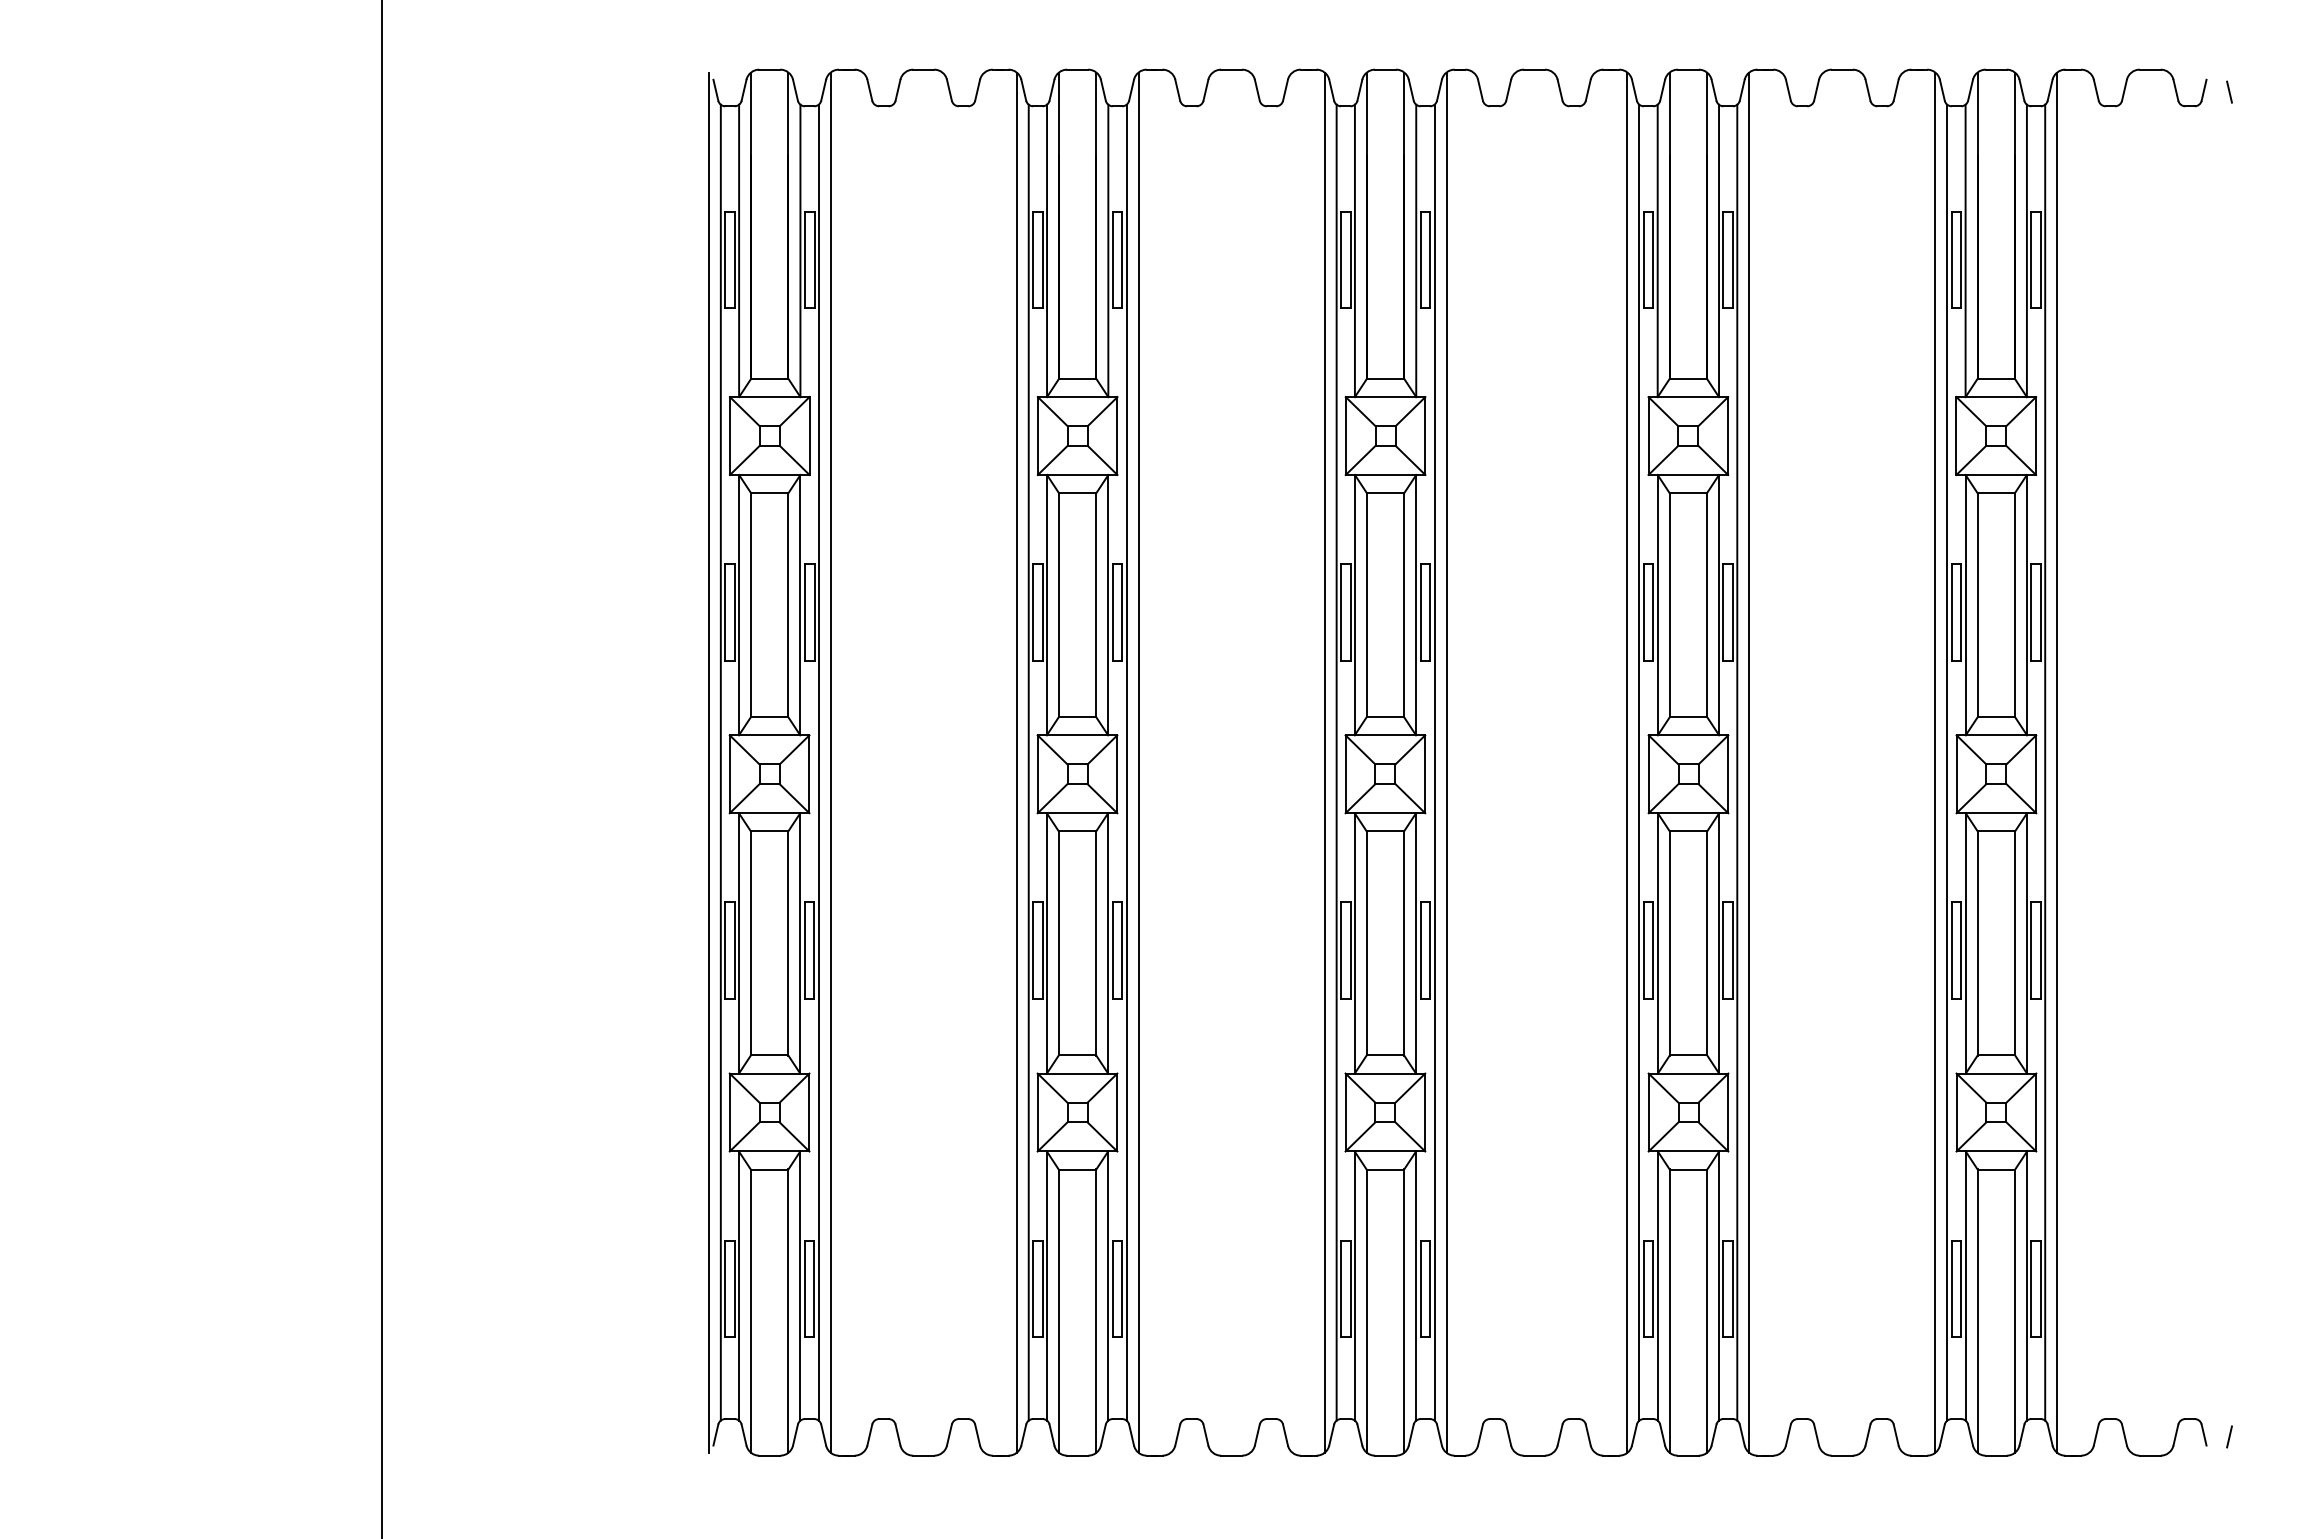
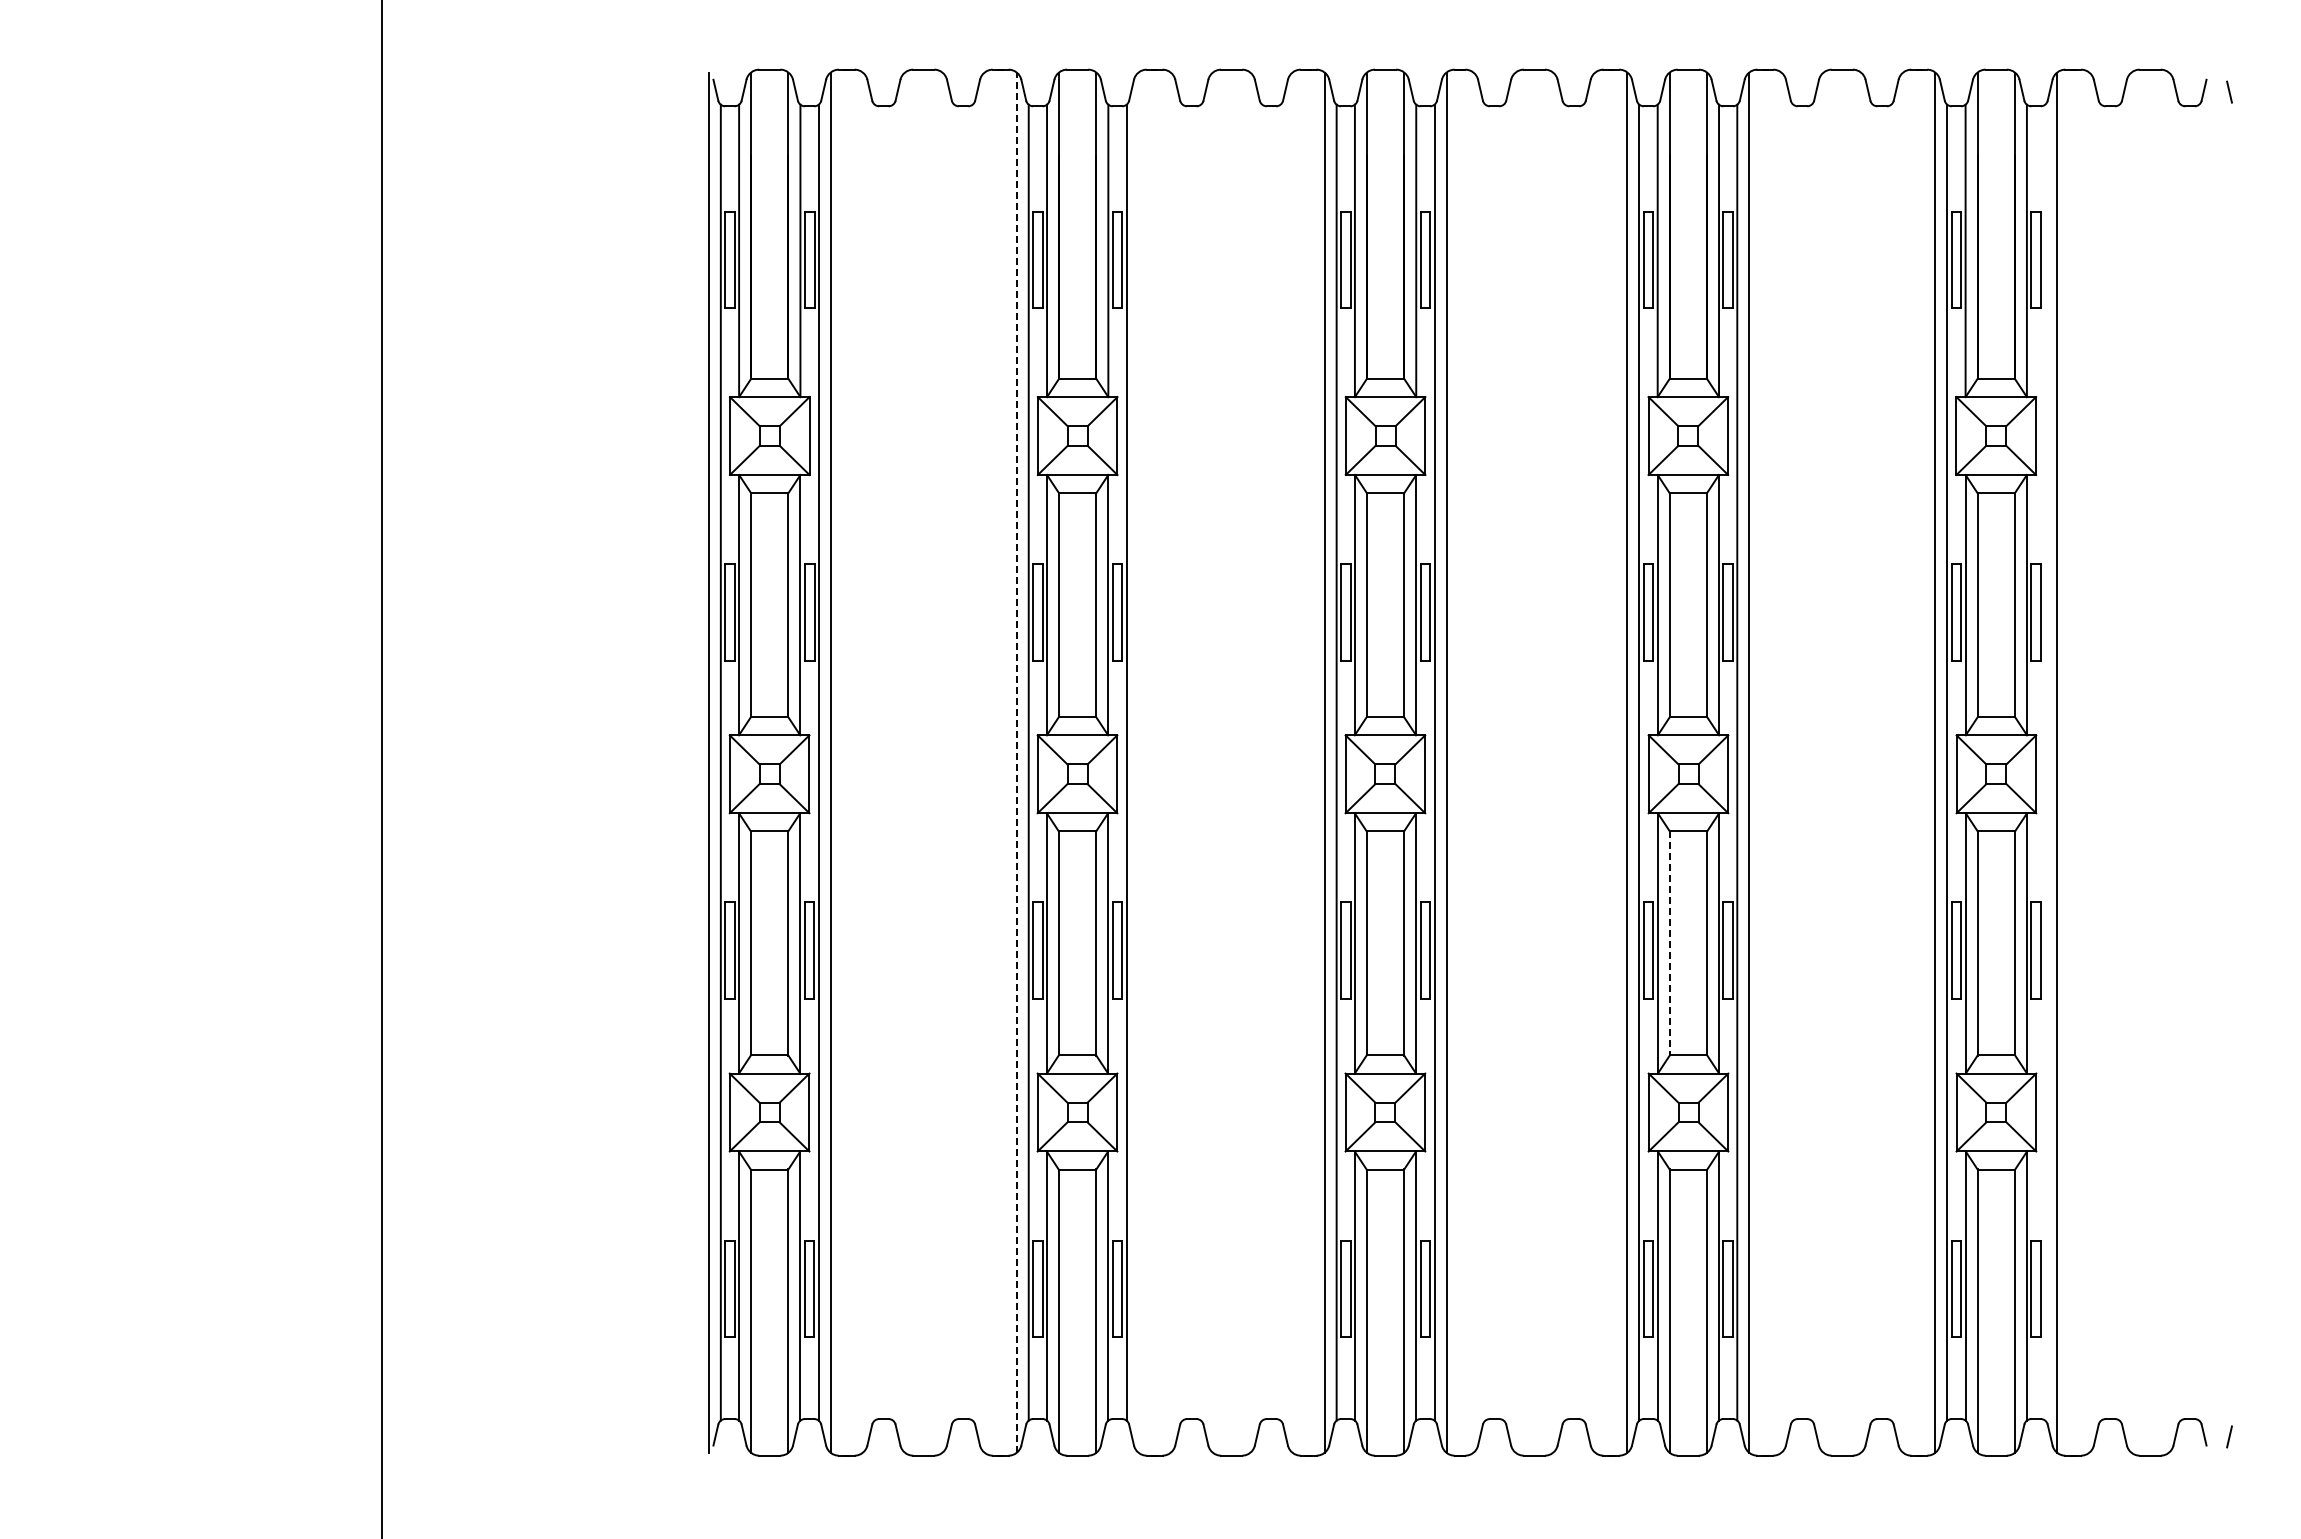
line: solid -> dashed (1016, 762)
line: present -> none (1138, 762)
line: present -> none (2045, 762)
line: solid -> dashed (1669, 943)
